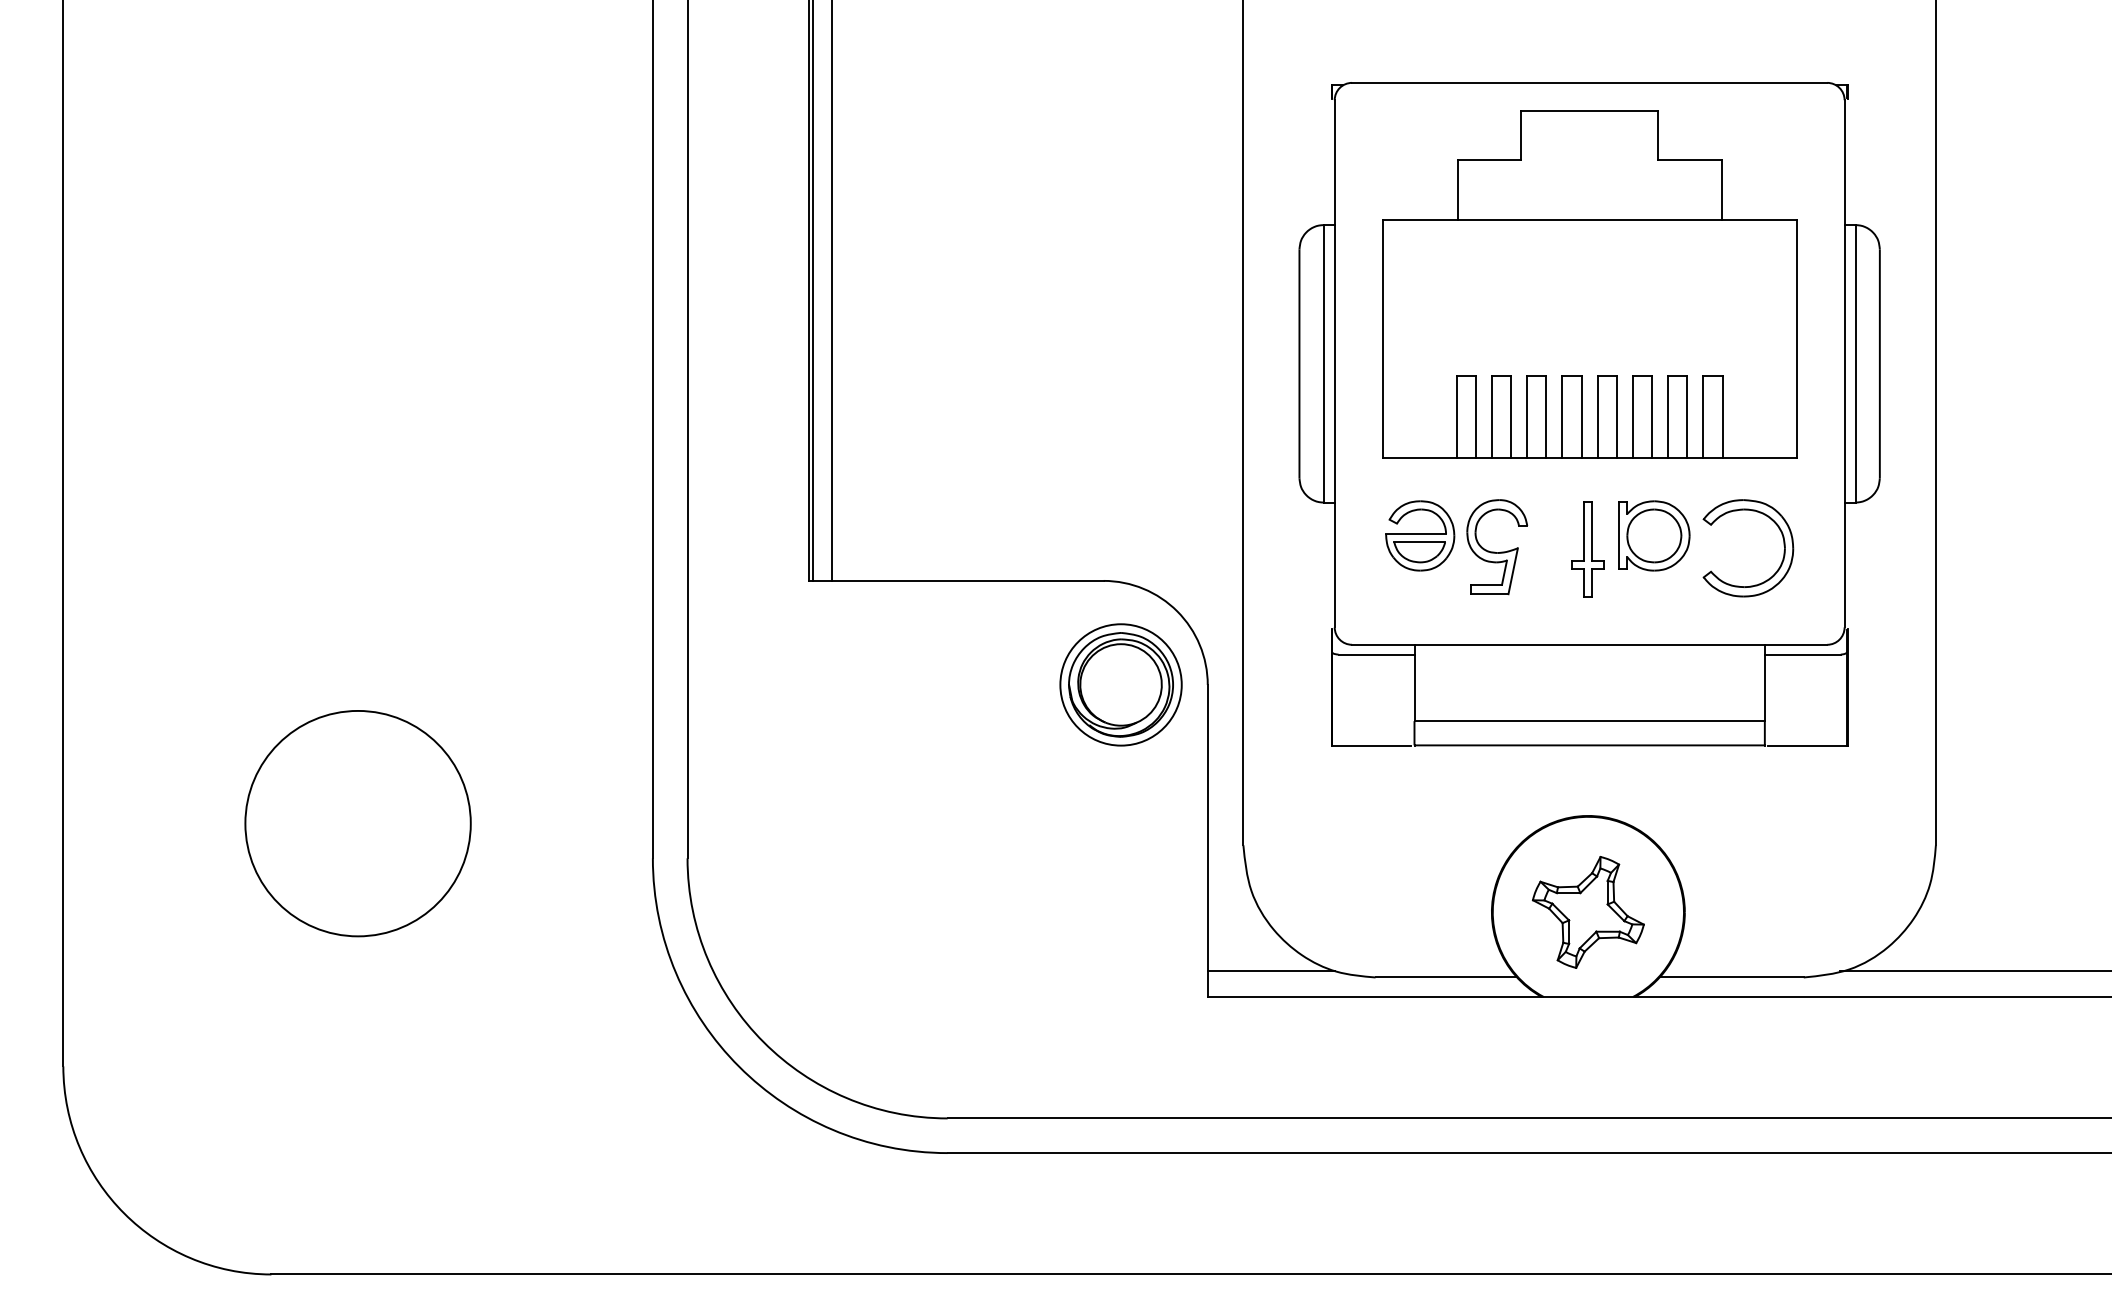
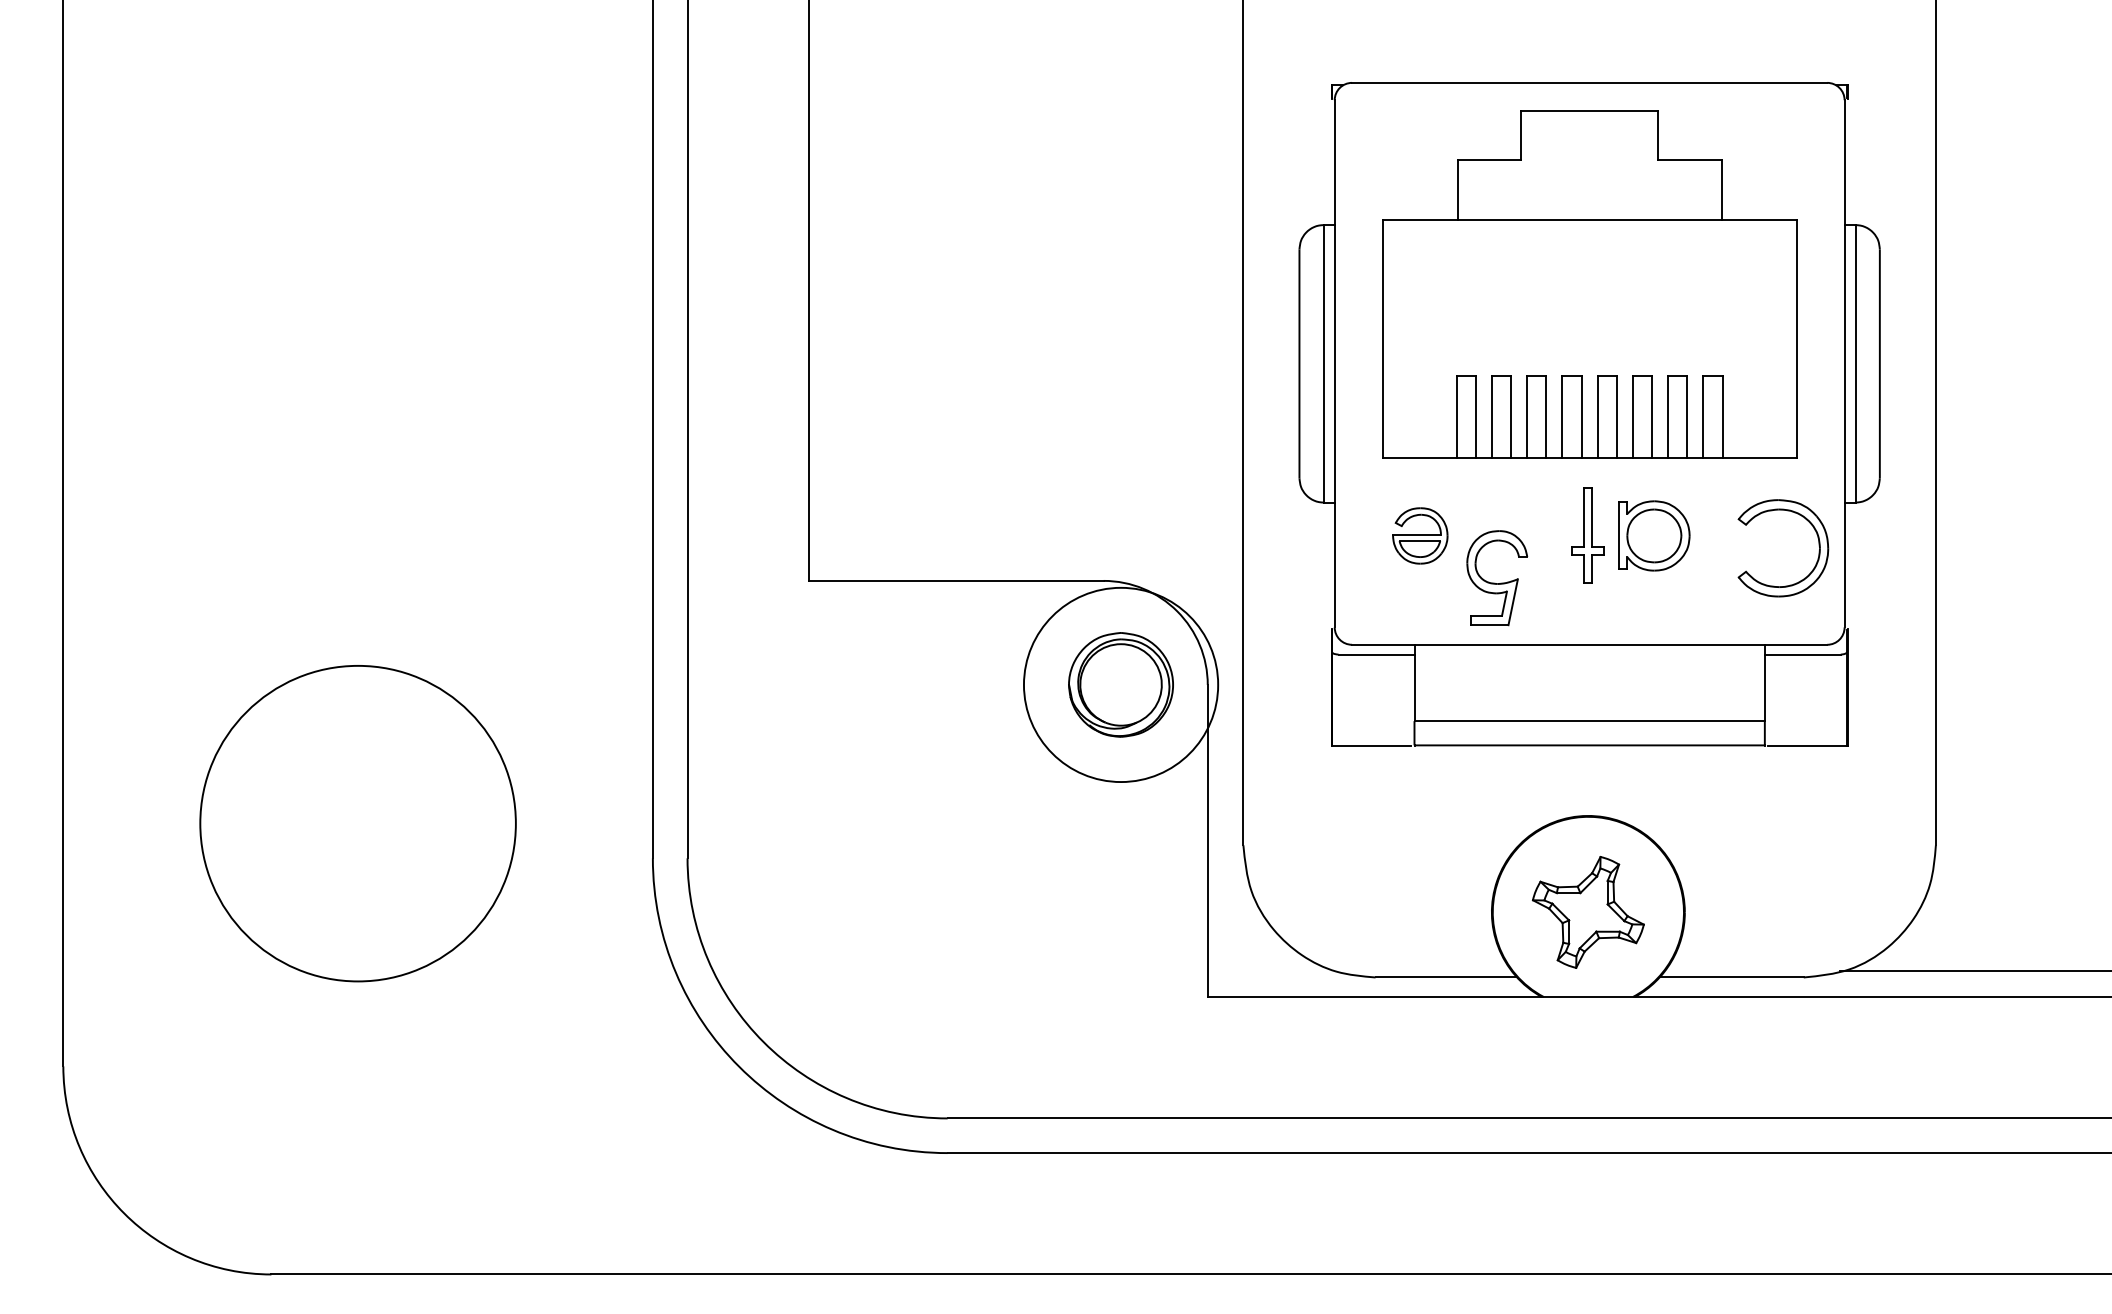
line: present -> none (812, 291)
line: present -> none (831, 291)
part size: 71x72 px -> 57x58 px (1420, 535)
part position: (1783, 545) -> (1818, 545) (1818, 545)
part position: (1497, 547) -> (1497, 578) (1497, 578)
part position: (1587, 549) -> (1587, 535) (1587, 535)
circle diameter: 121 px -> 194 px (1120, 684)
circle diameter: 225 px -> 316 px (357, 823)
line: present -> none (1271, 971)
